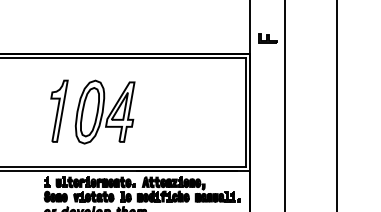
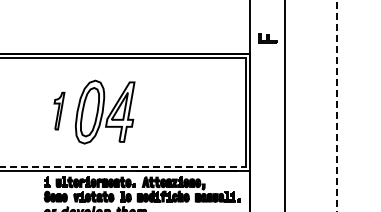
line: solid -> dashed (336, 105)
part size: 19x64 px -> 13x40 px (59, 110)
line: solid -> dashed (123, 166)
